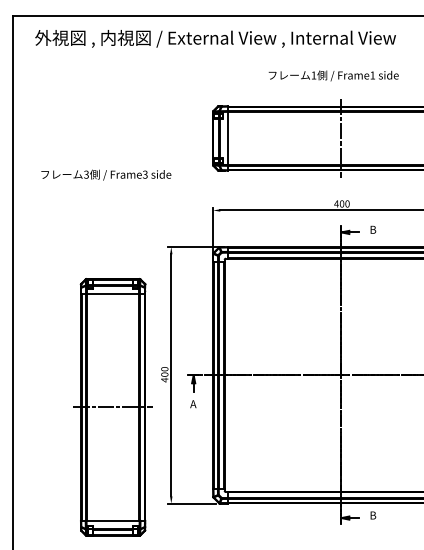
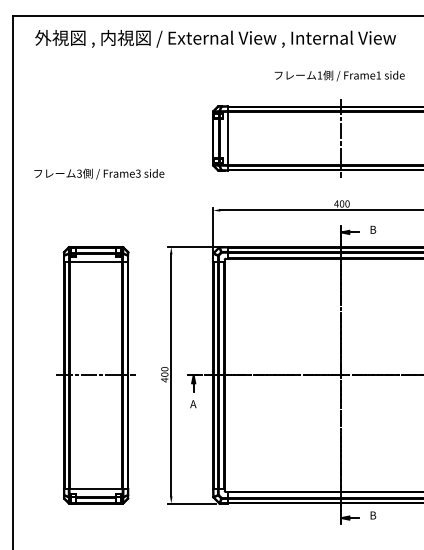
text position: (333, 75) -> (339, 75) (339, 75)
text position: (106, 174) -> (99, 173) (99, 173)
part position: (112, 407) -> (95, 375) (95, 375)
